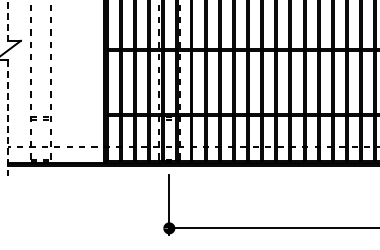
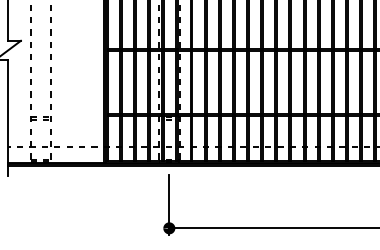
line: dashed -> solid (8, 20)
line: dashed -> solid (8, 117)
